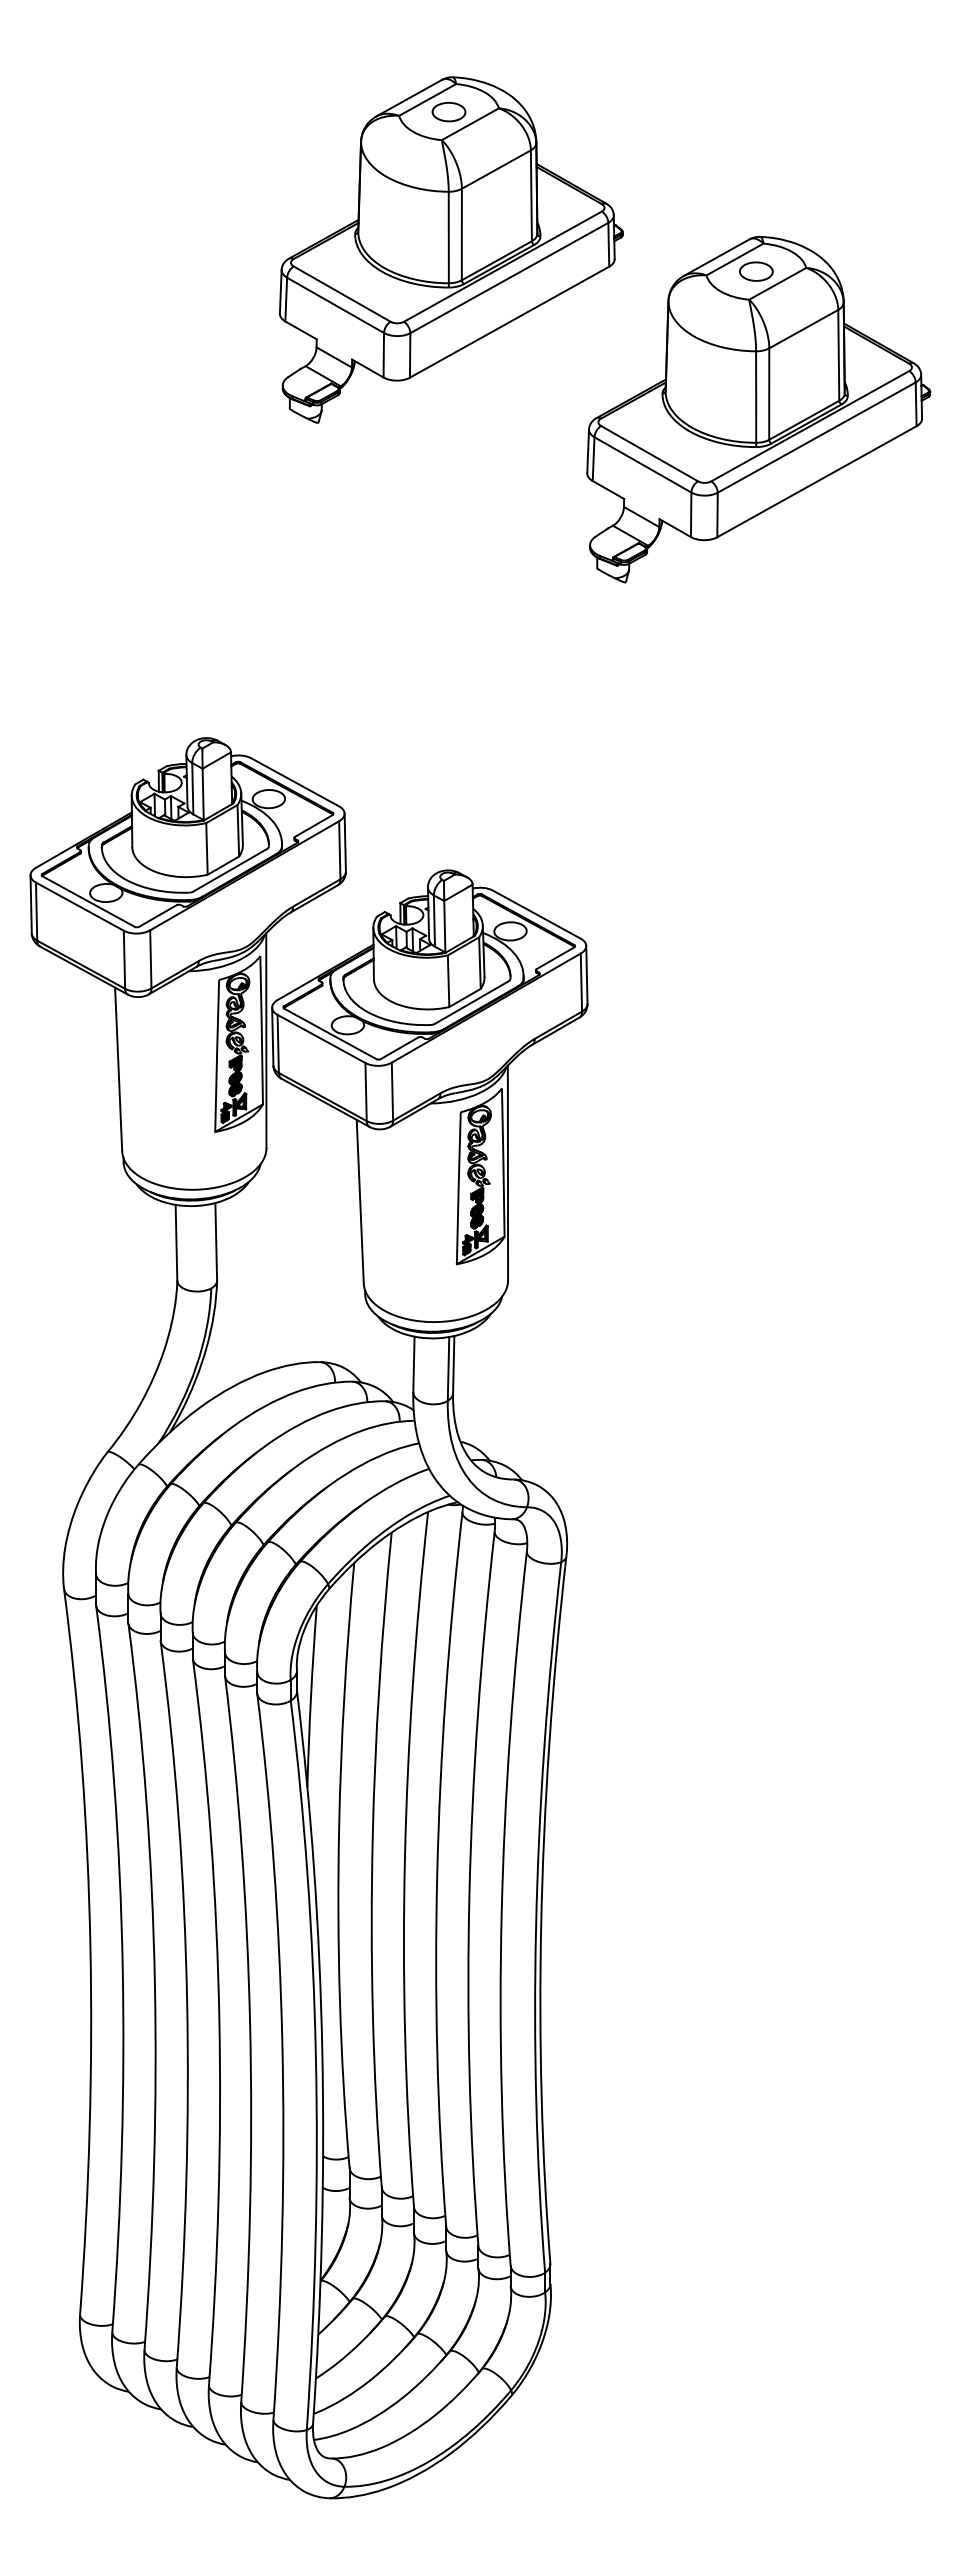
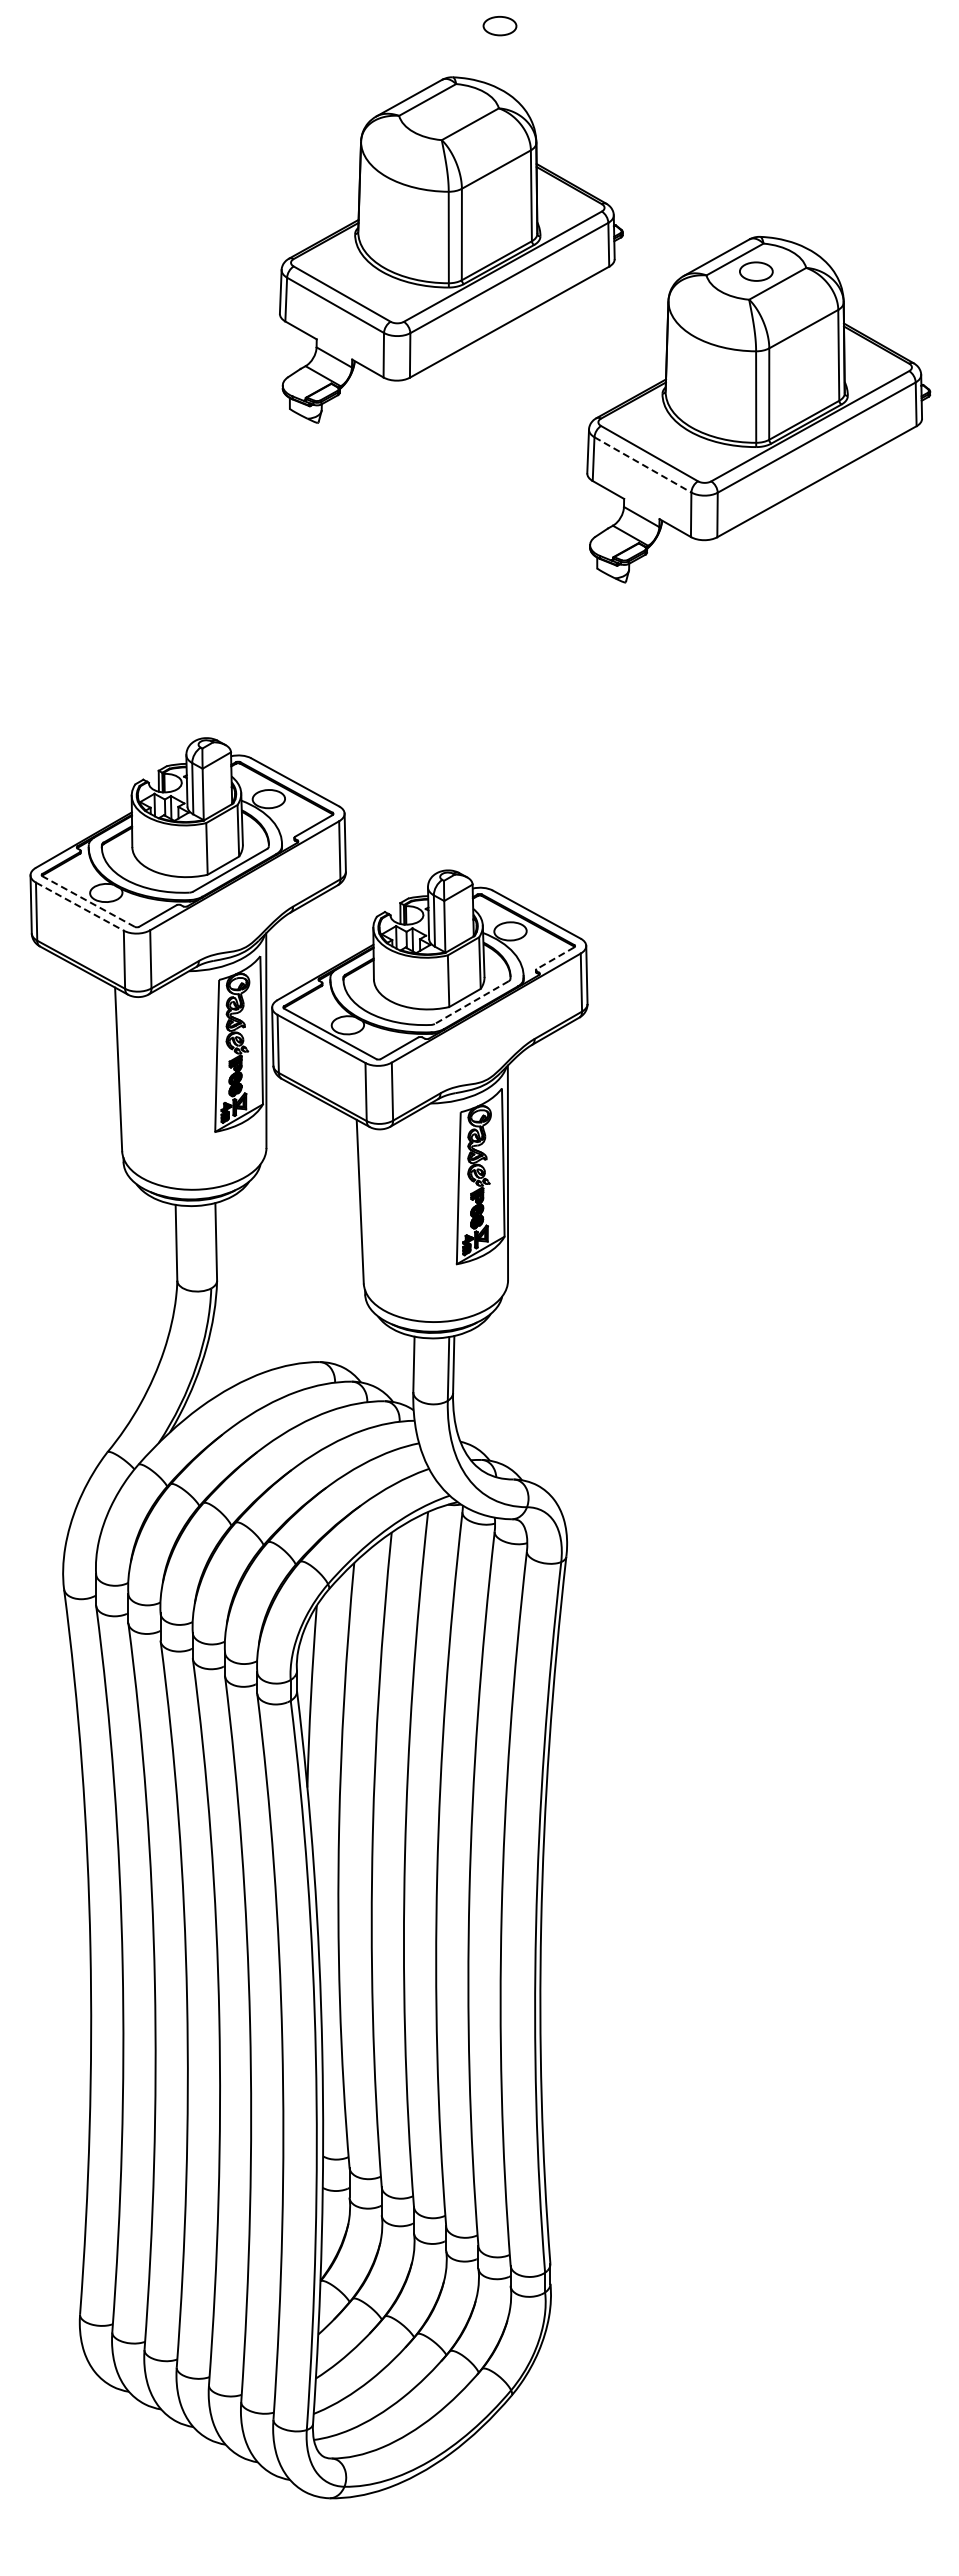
part position: (448, 112) -> (499, 26) (499, 26)
line: solid -> dashed (642, 464)
line: solid -> dashed (88, 901)
line: solid -> dashed (80, 906)
line: solid -> dashed (555, 958)
line: solid -> dashed (471, 1002)
